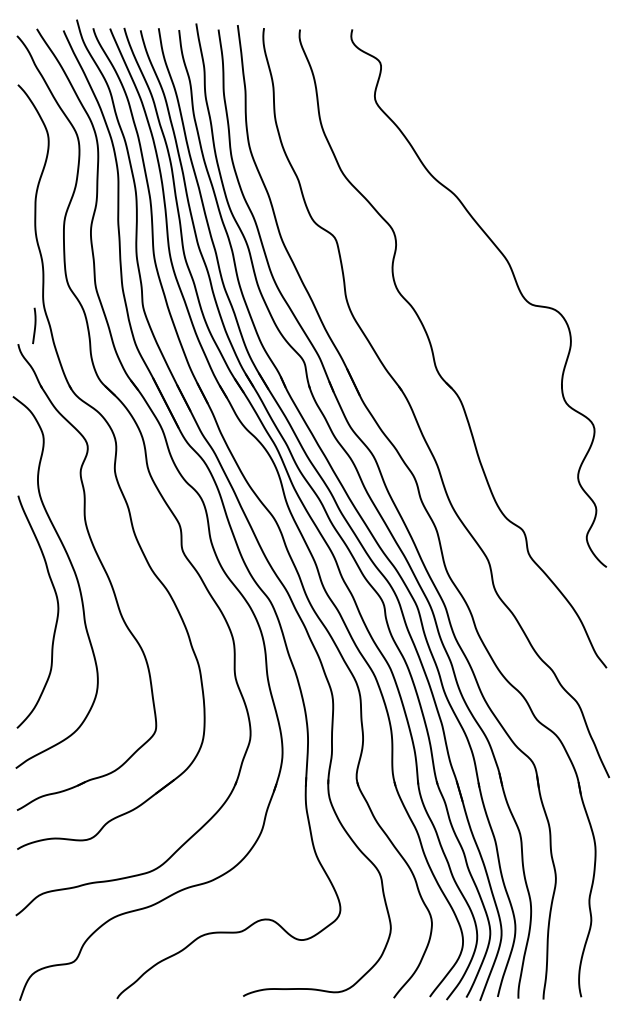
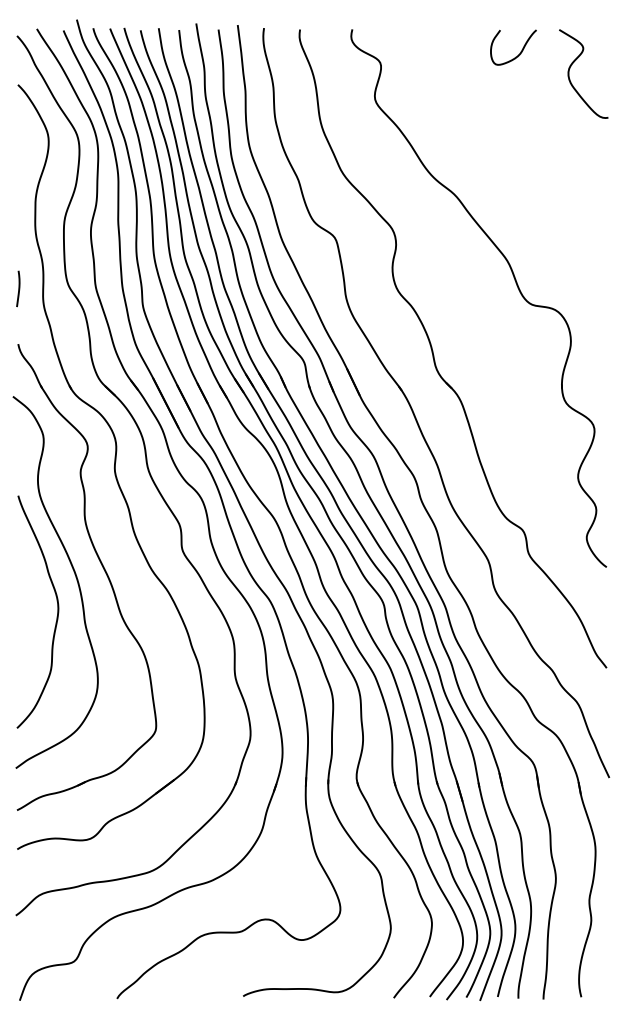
curve: none -> present (520, 51)
curve: none -> present (571, 66)
curve position: (34, 325) -> (18, 288) (18, 288)
